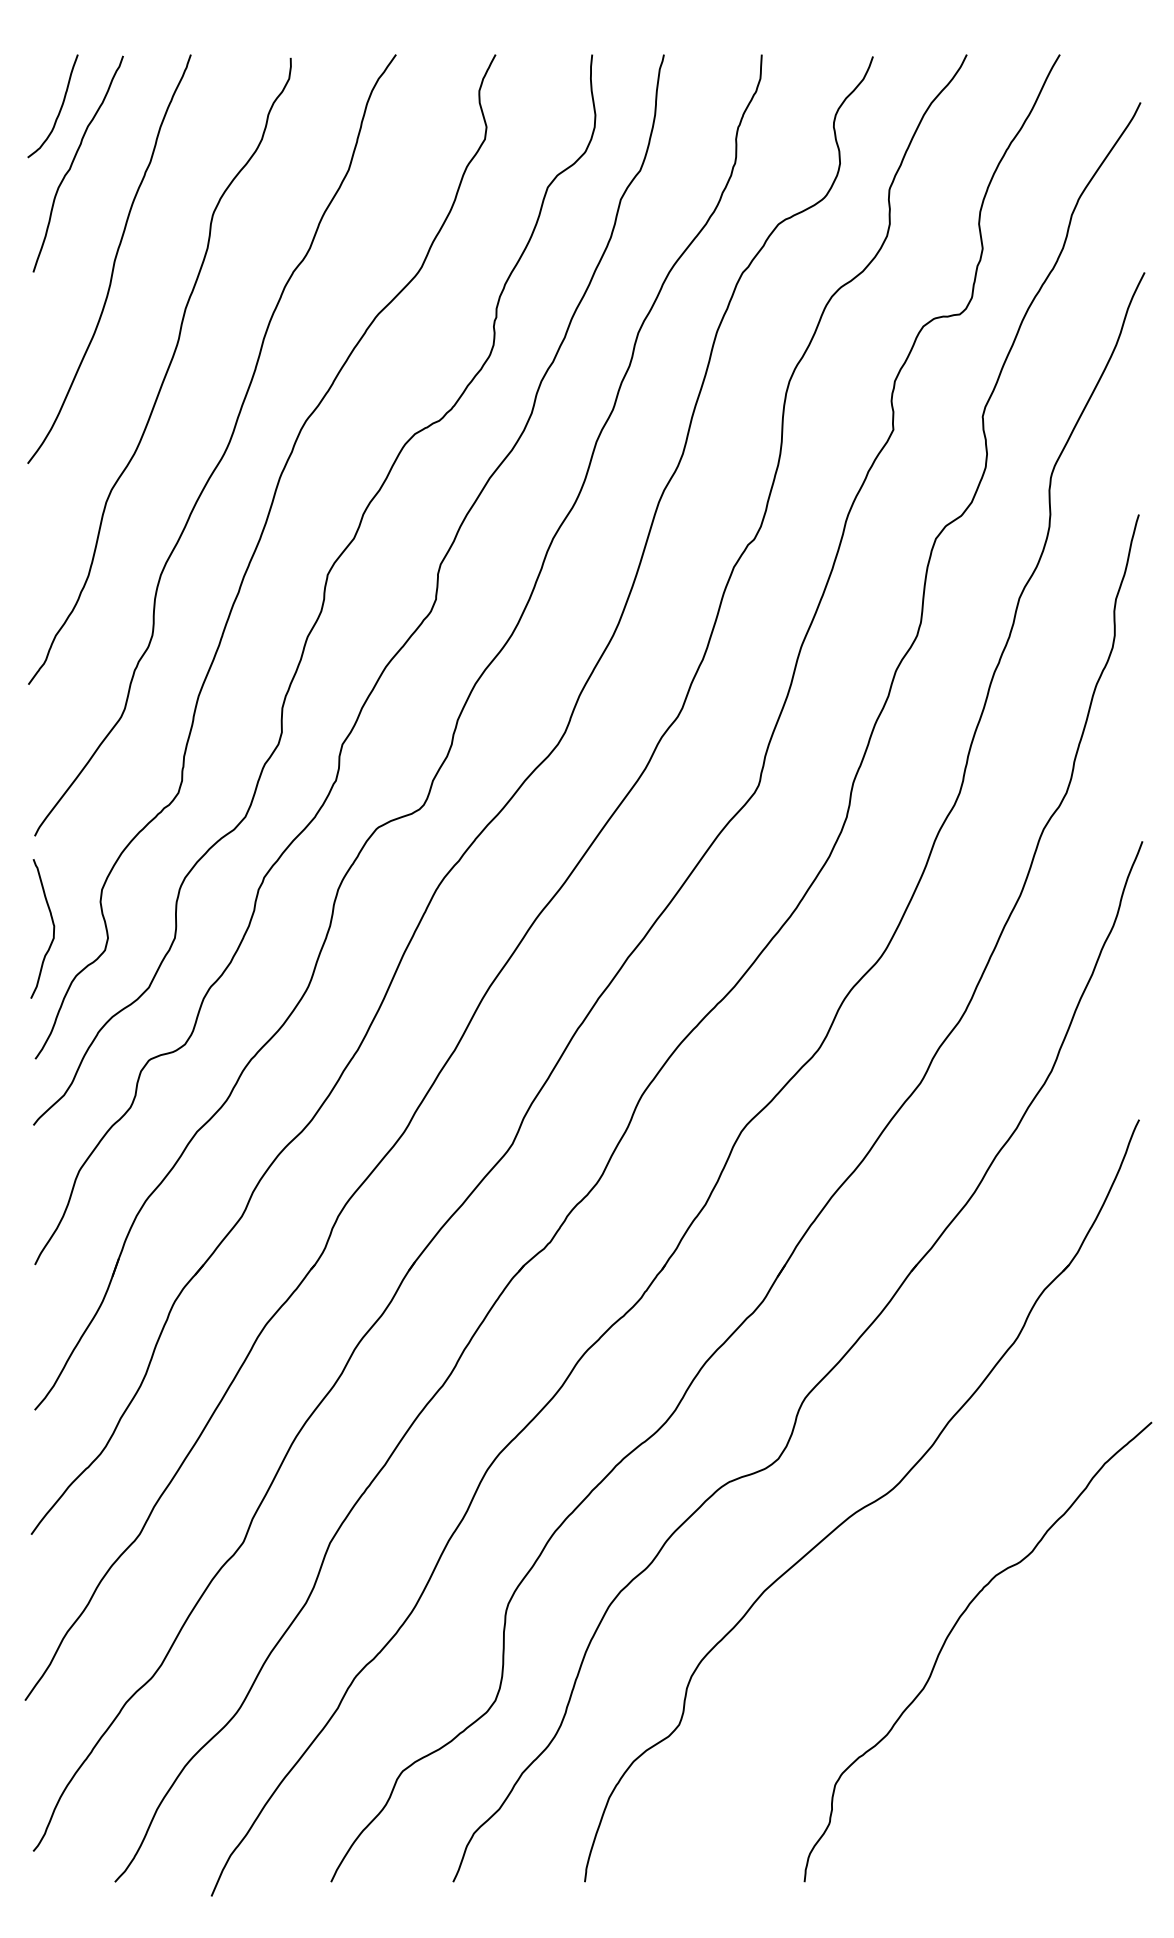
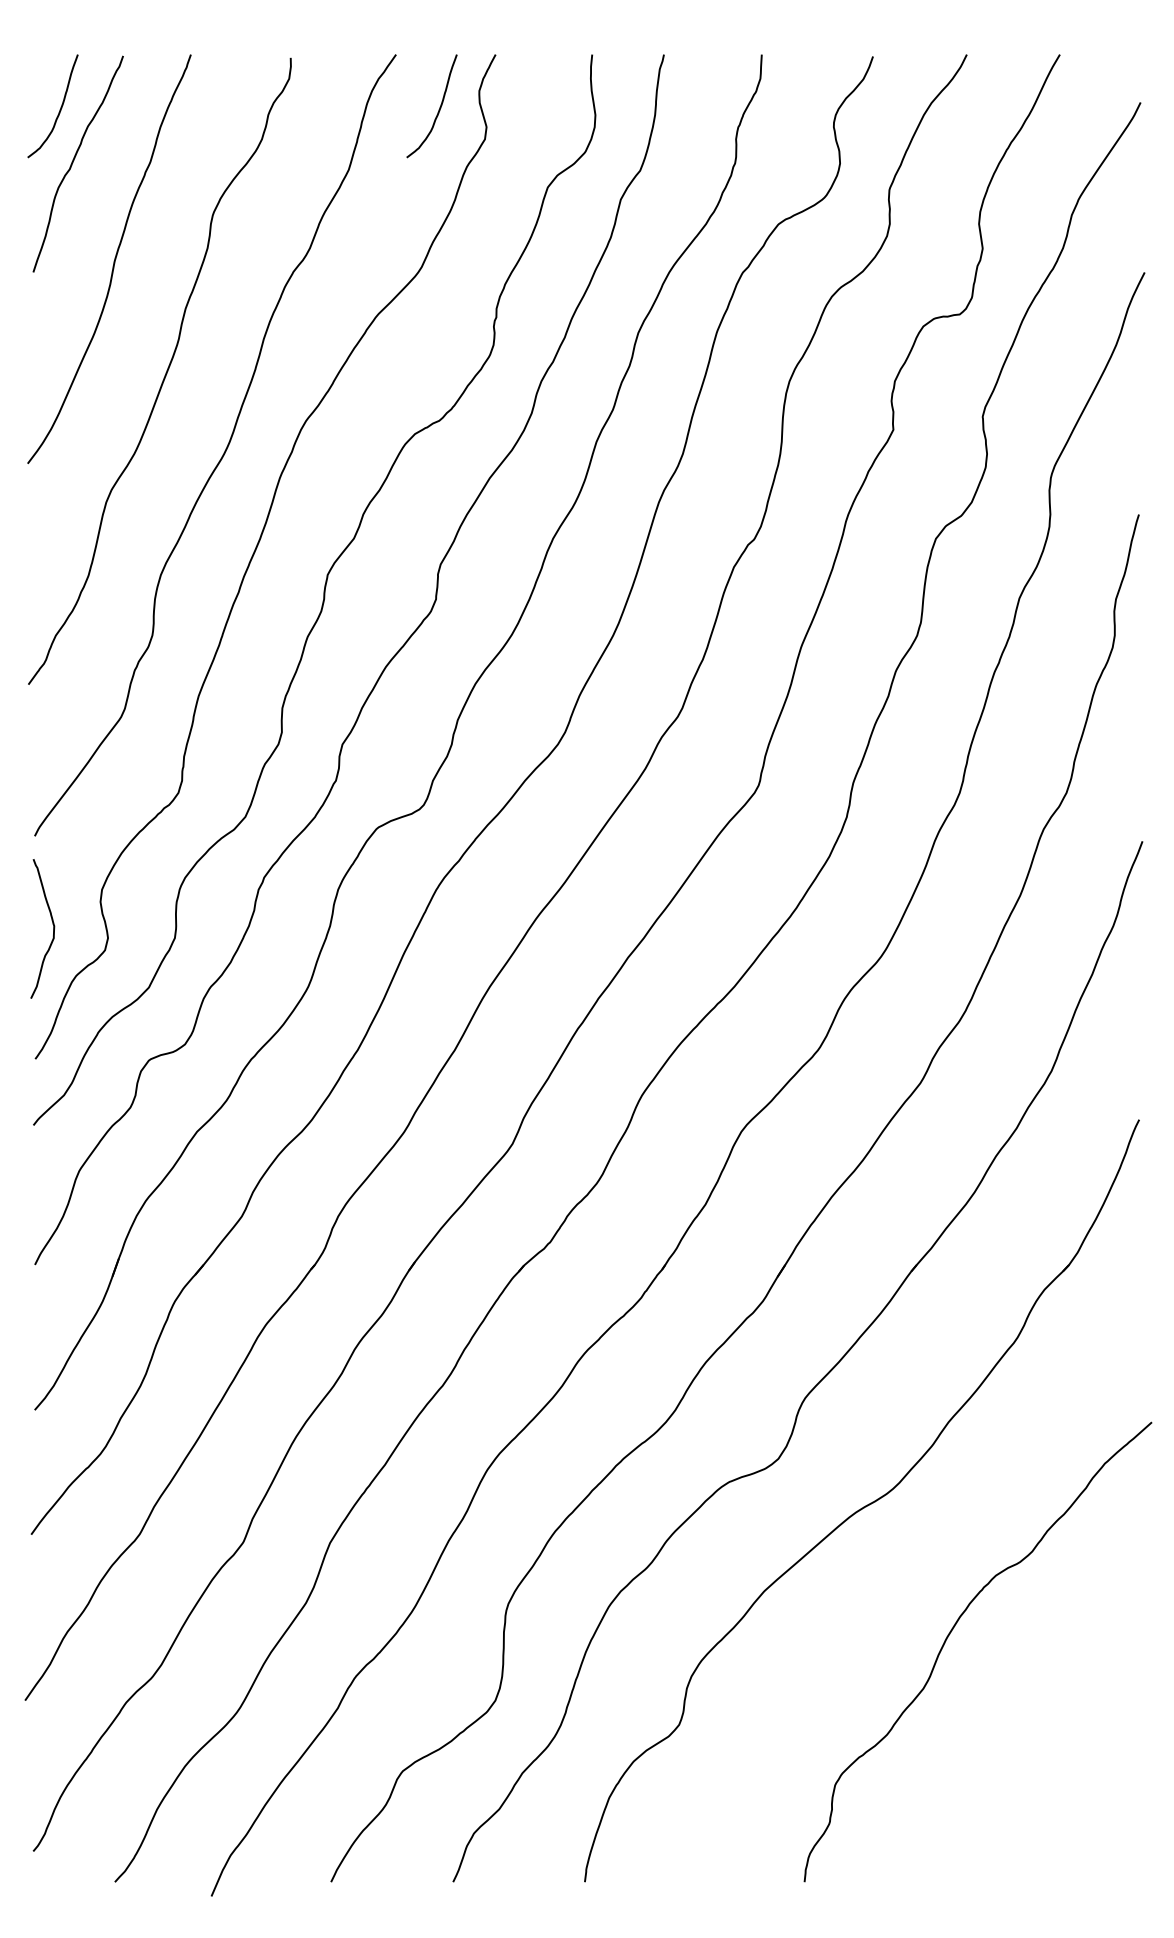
curve: none -> present (438, 109)
